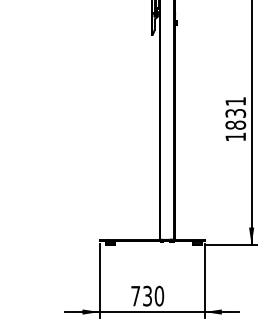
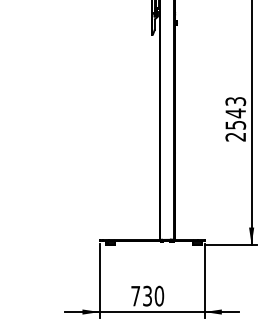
text: 1831 -> 2543 (235, 119)
